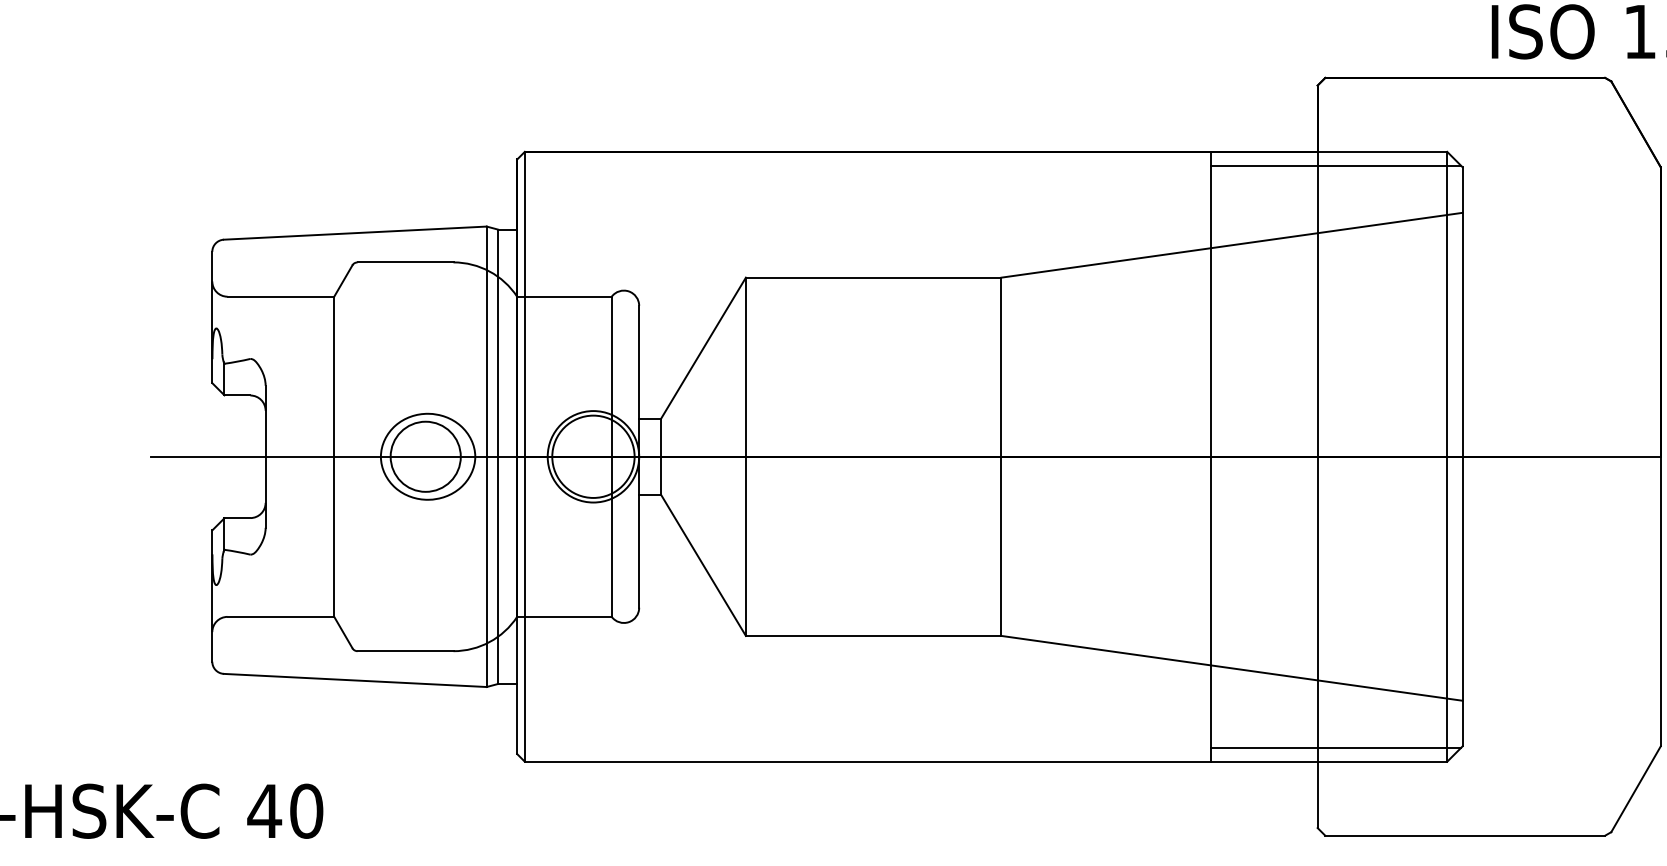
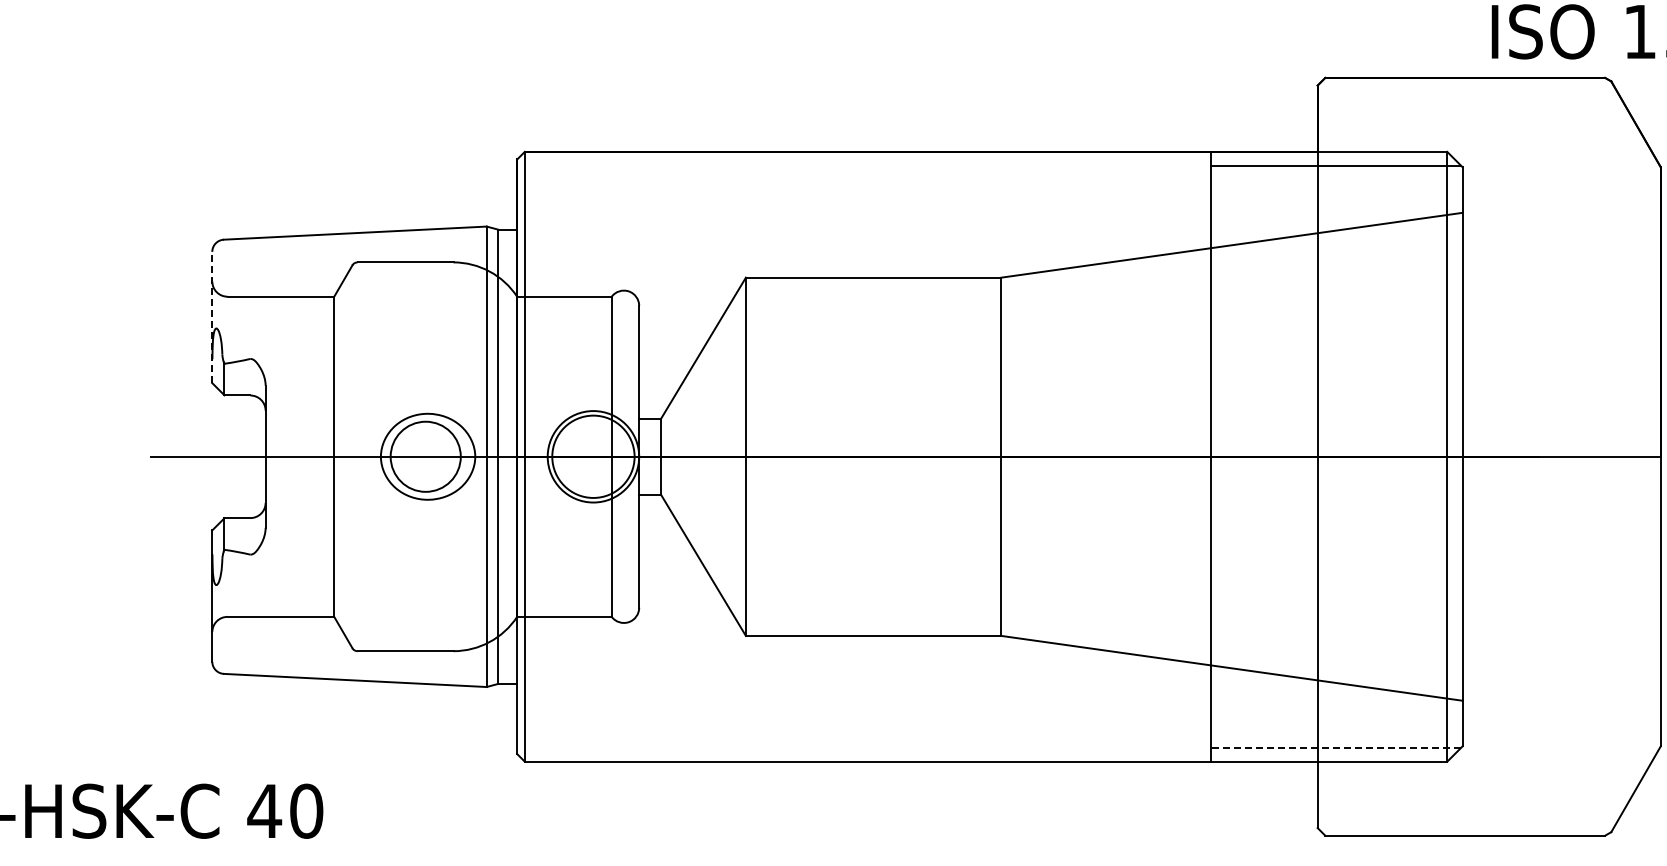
line: solid -> dashed (212, 317)
line: solid -> dashed (1335, 747)
